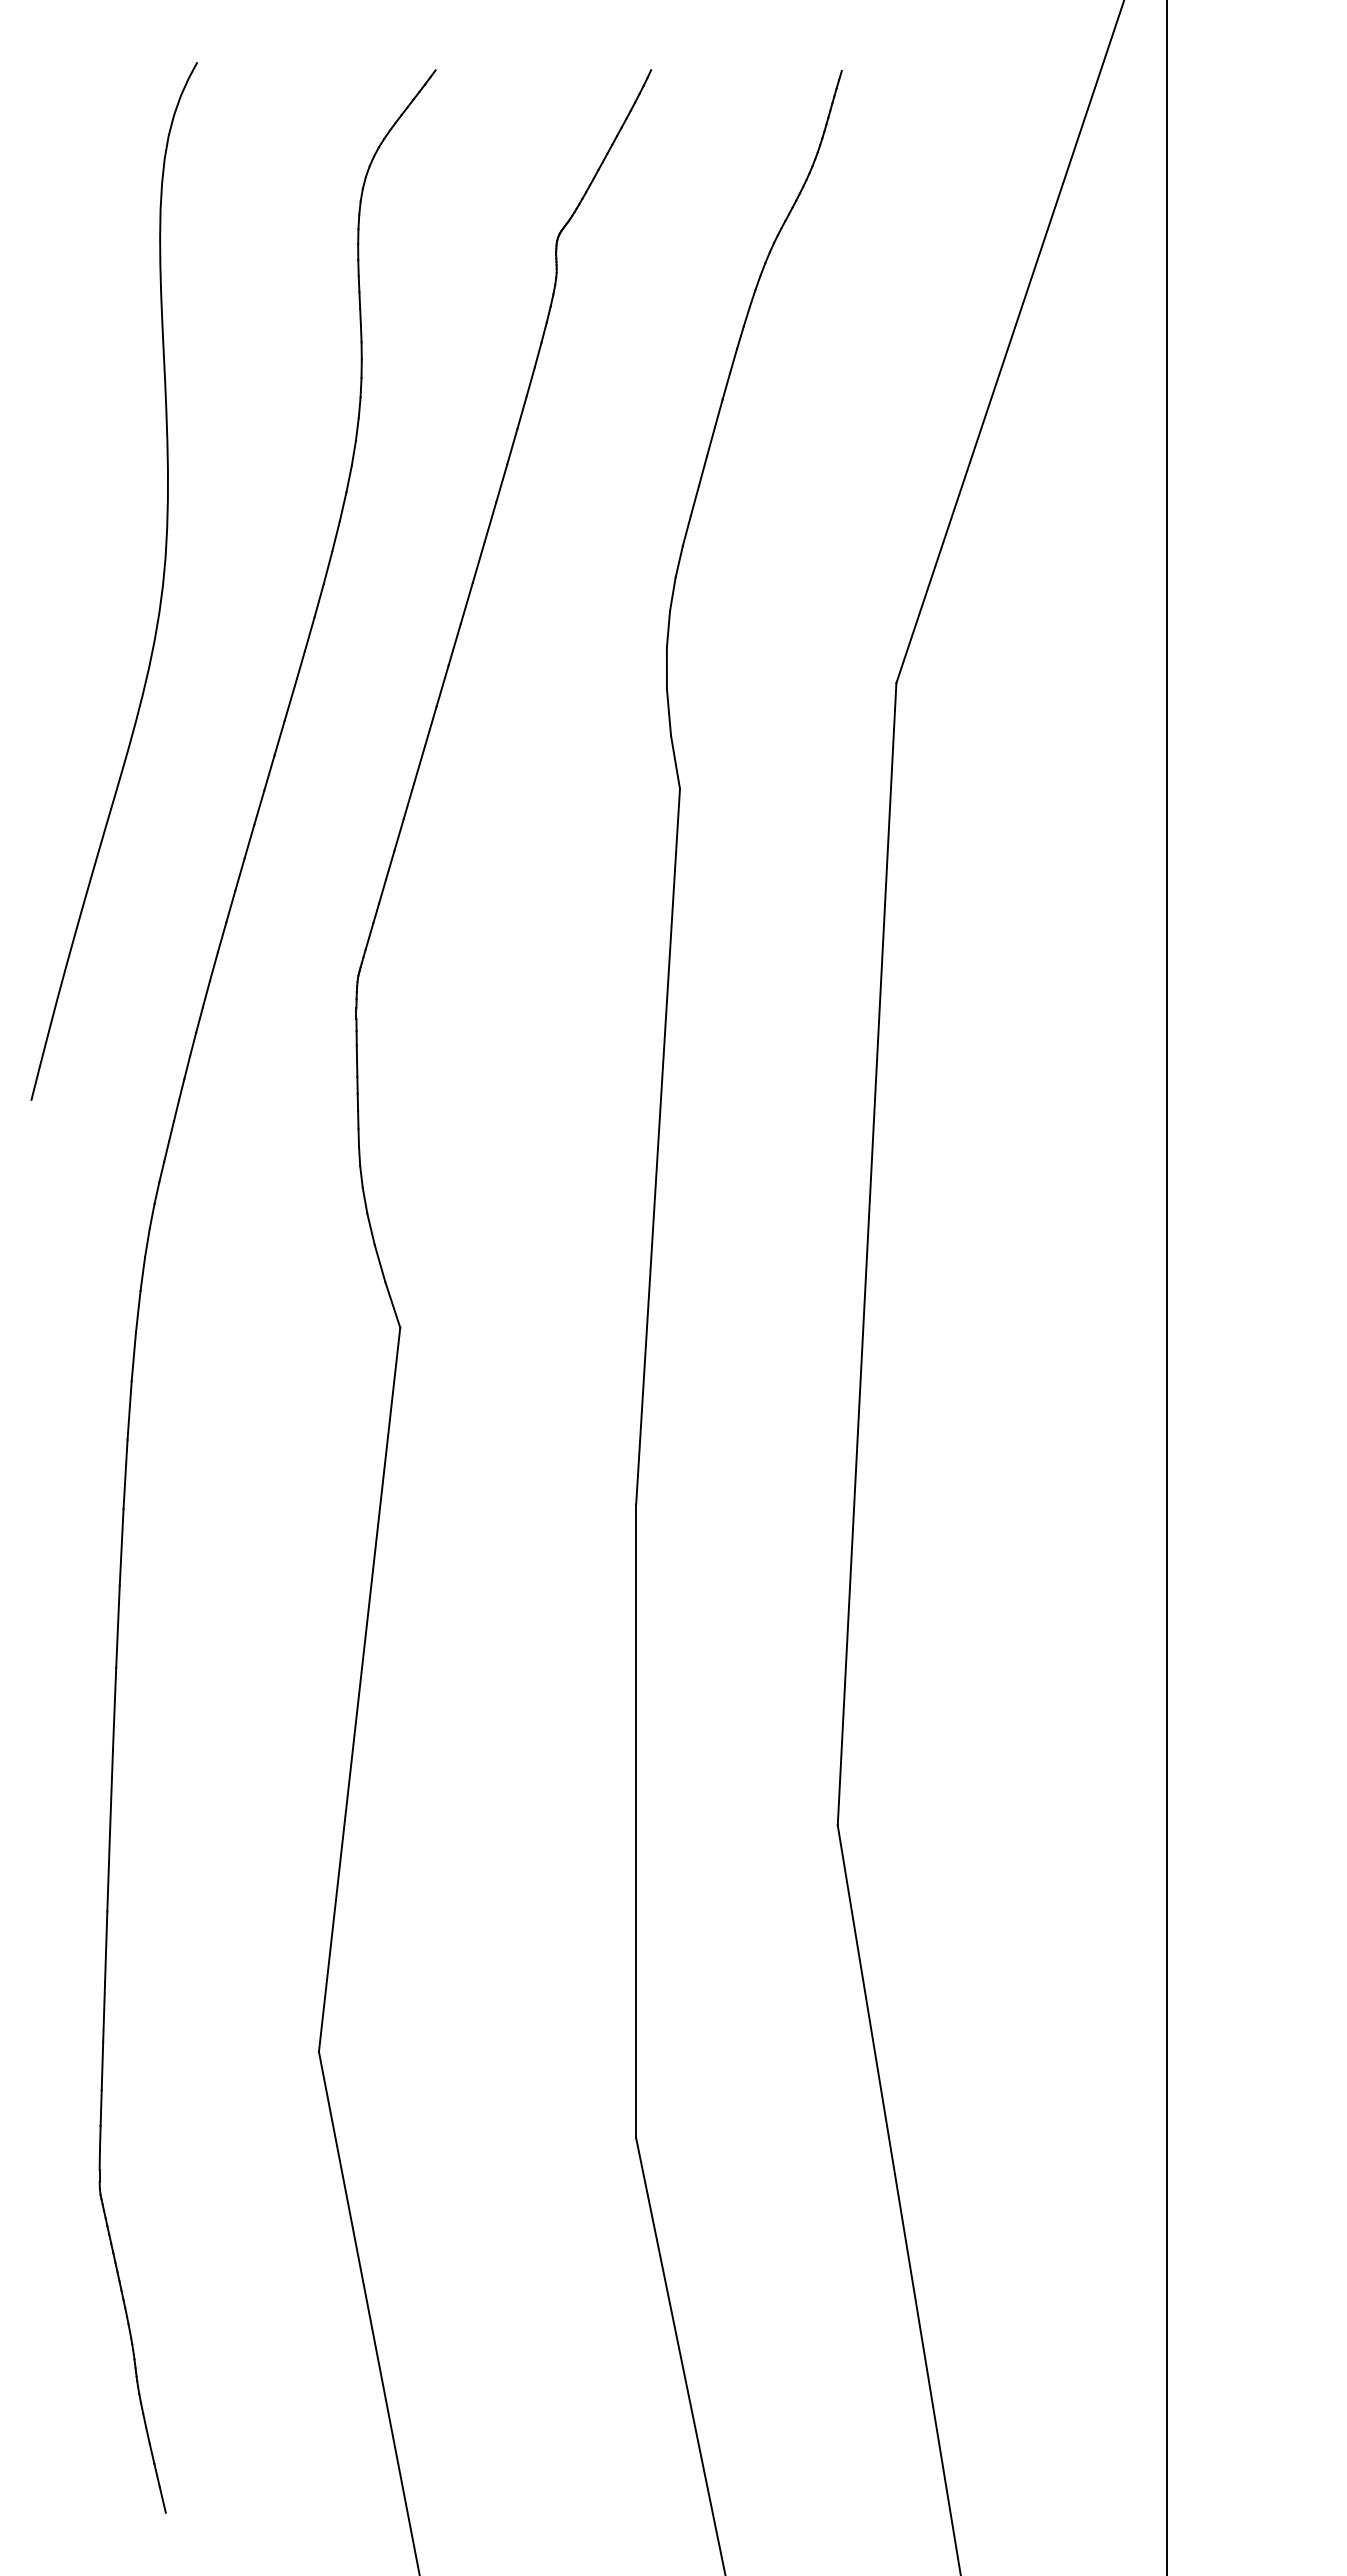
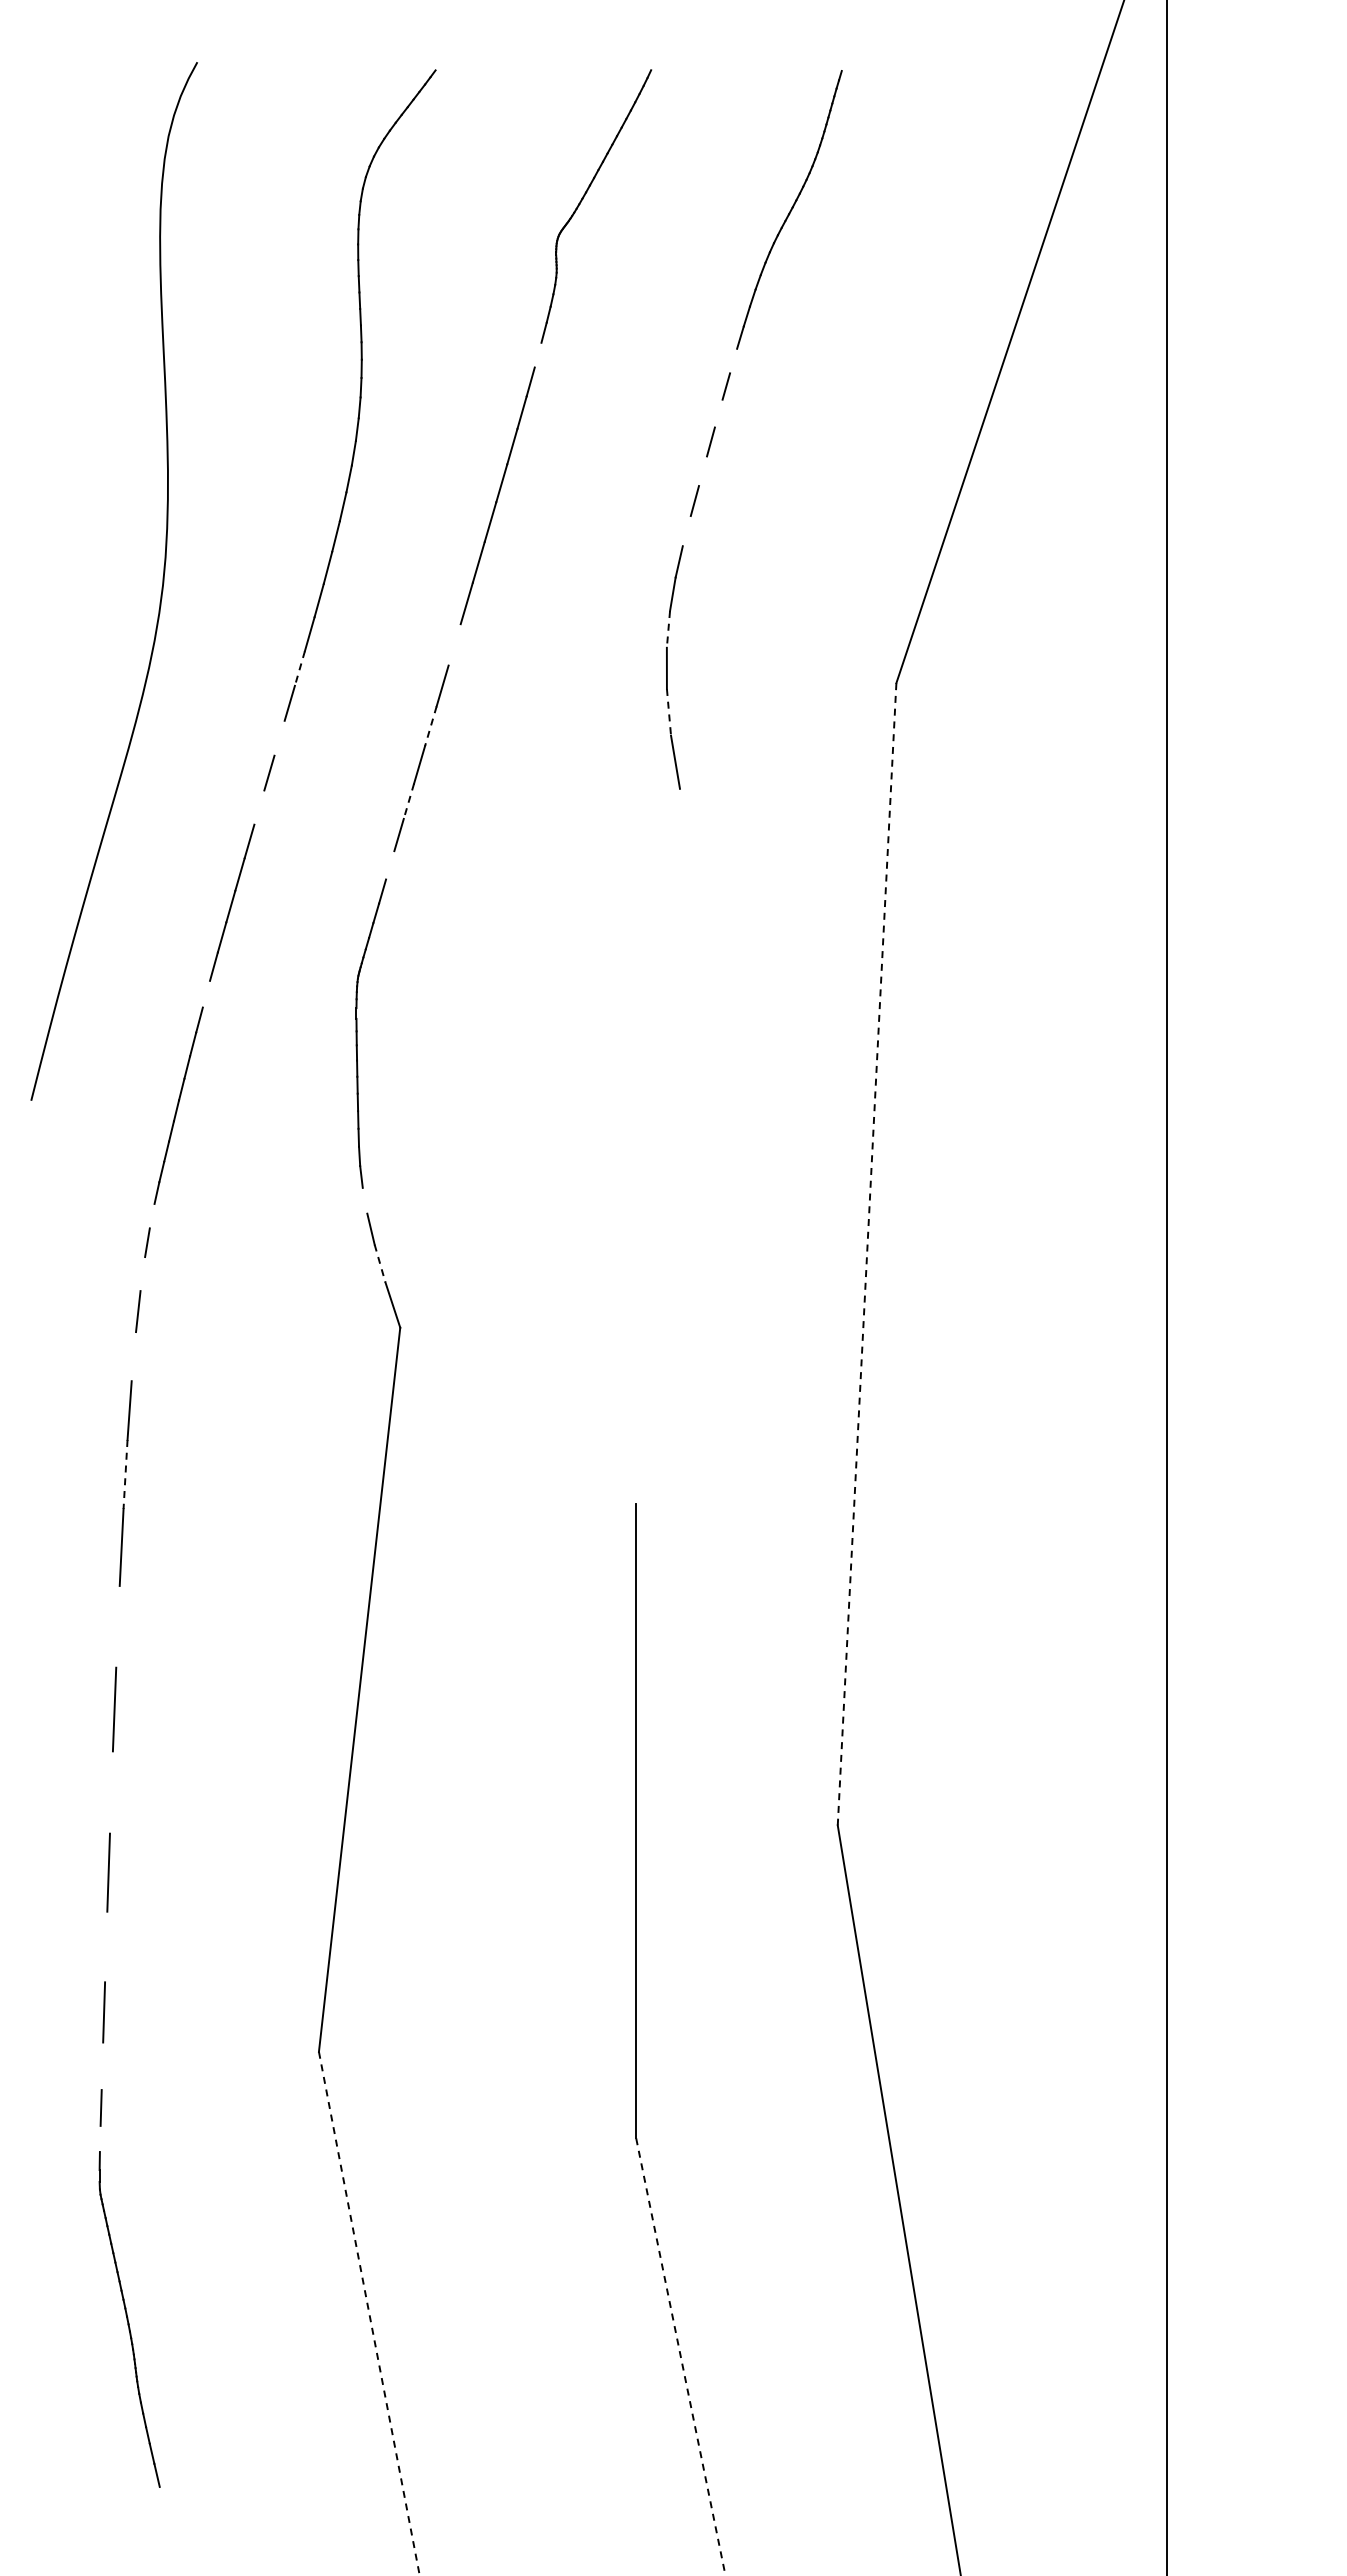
line: present -> none (537, 354)
line: present -> none (733, 360)
line: present -> none (718, 413)
line: present -> none (702, 471)
line: present -> none (686, 531)
line: solid -> dashed (668, 629)
line: present -> none (454, 644)
line: solid -> dashed (299, 669)
line: solid -> dashed (669, 712)
line: solid -> dashed (430, 726)
line: present -> none (279, 737)
line: solid -> dashed (408, 801)
line: present -> none (259, 807)
line: present -> none (390, 865)
line: present -> none (206, 993)
line: present -> none (657, 1146)
line: present -> none (364, 1200)
line: present -> none (151, 1215)
line: solid -> dashed (867, 1254)
line: solid -> dashed (380, 1263)
line: present -> none (142, 1274)
line: present -> none (133, 1356)
line: solid -> dashed (125, 1474)
line: present -> none (117, 1626)
line: present -> none (110, 1792)
line: present -> none (106, 1946)
line: present -> none (102, 2066)
line: present -> none (99, 2138)
line: solid -> dashed (369, 2313)
line: solid -> dashed (680, 2356)
line: present -> none (162, 2499)
